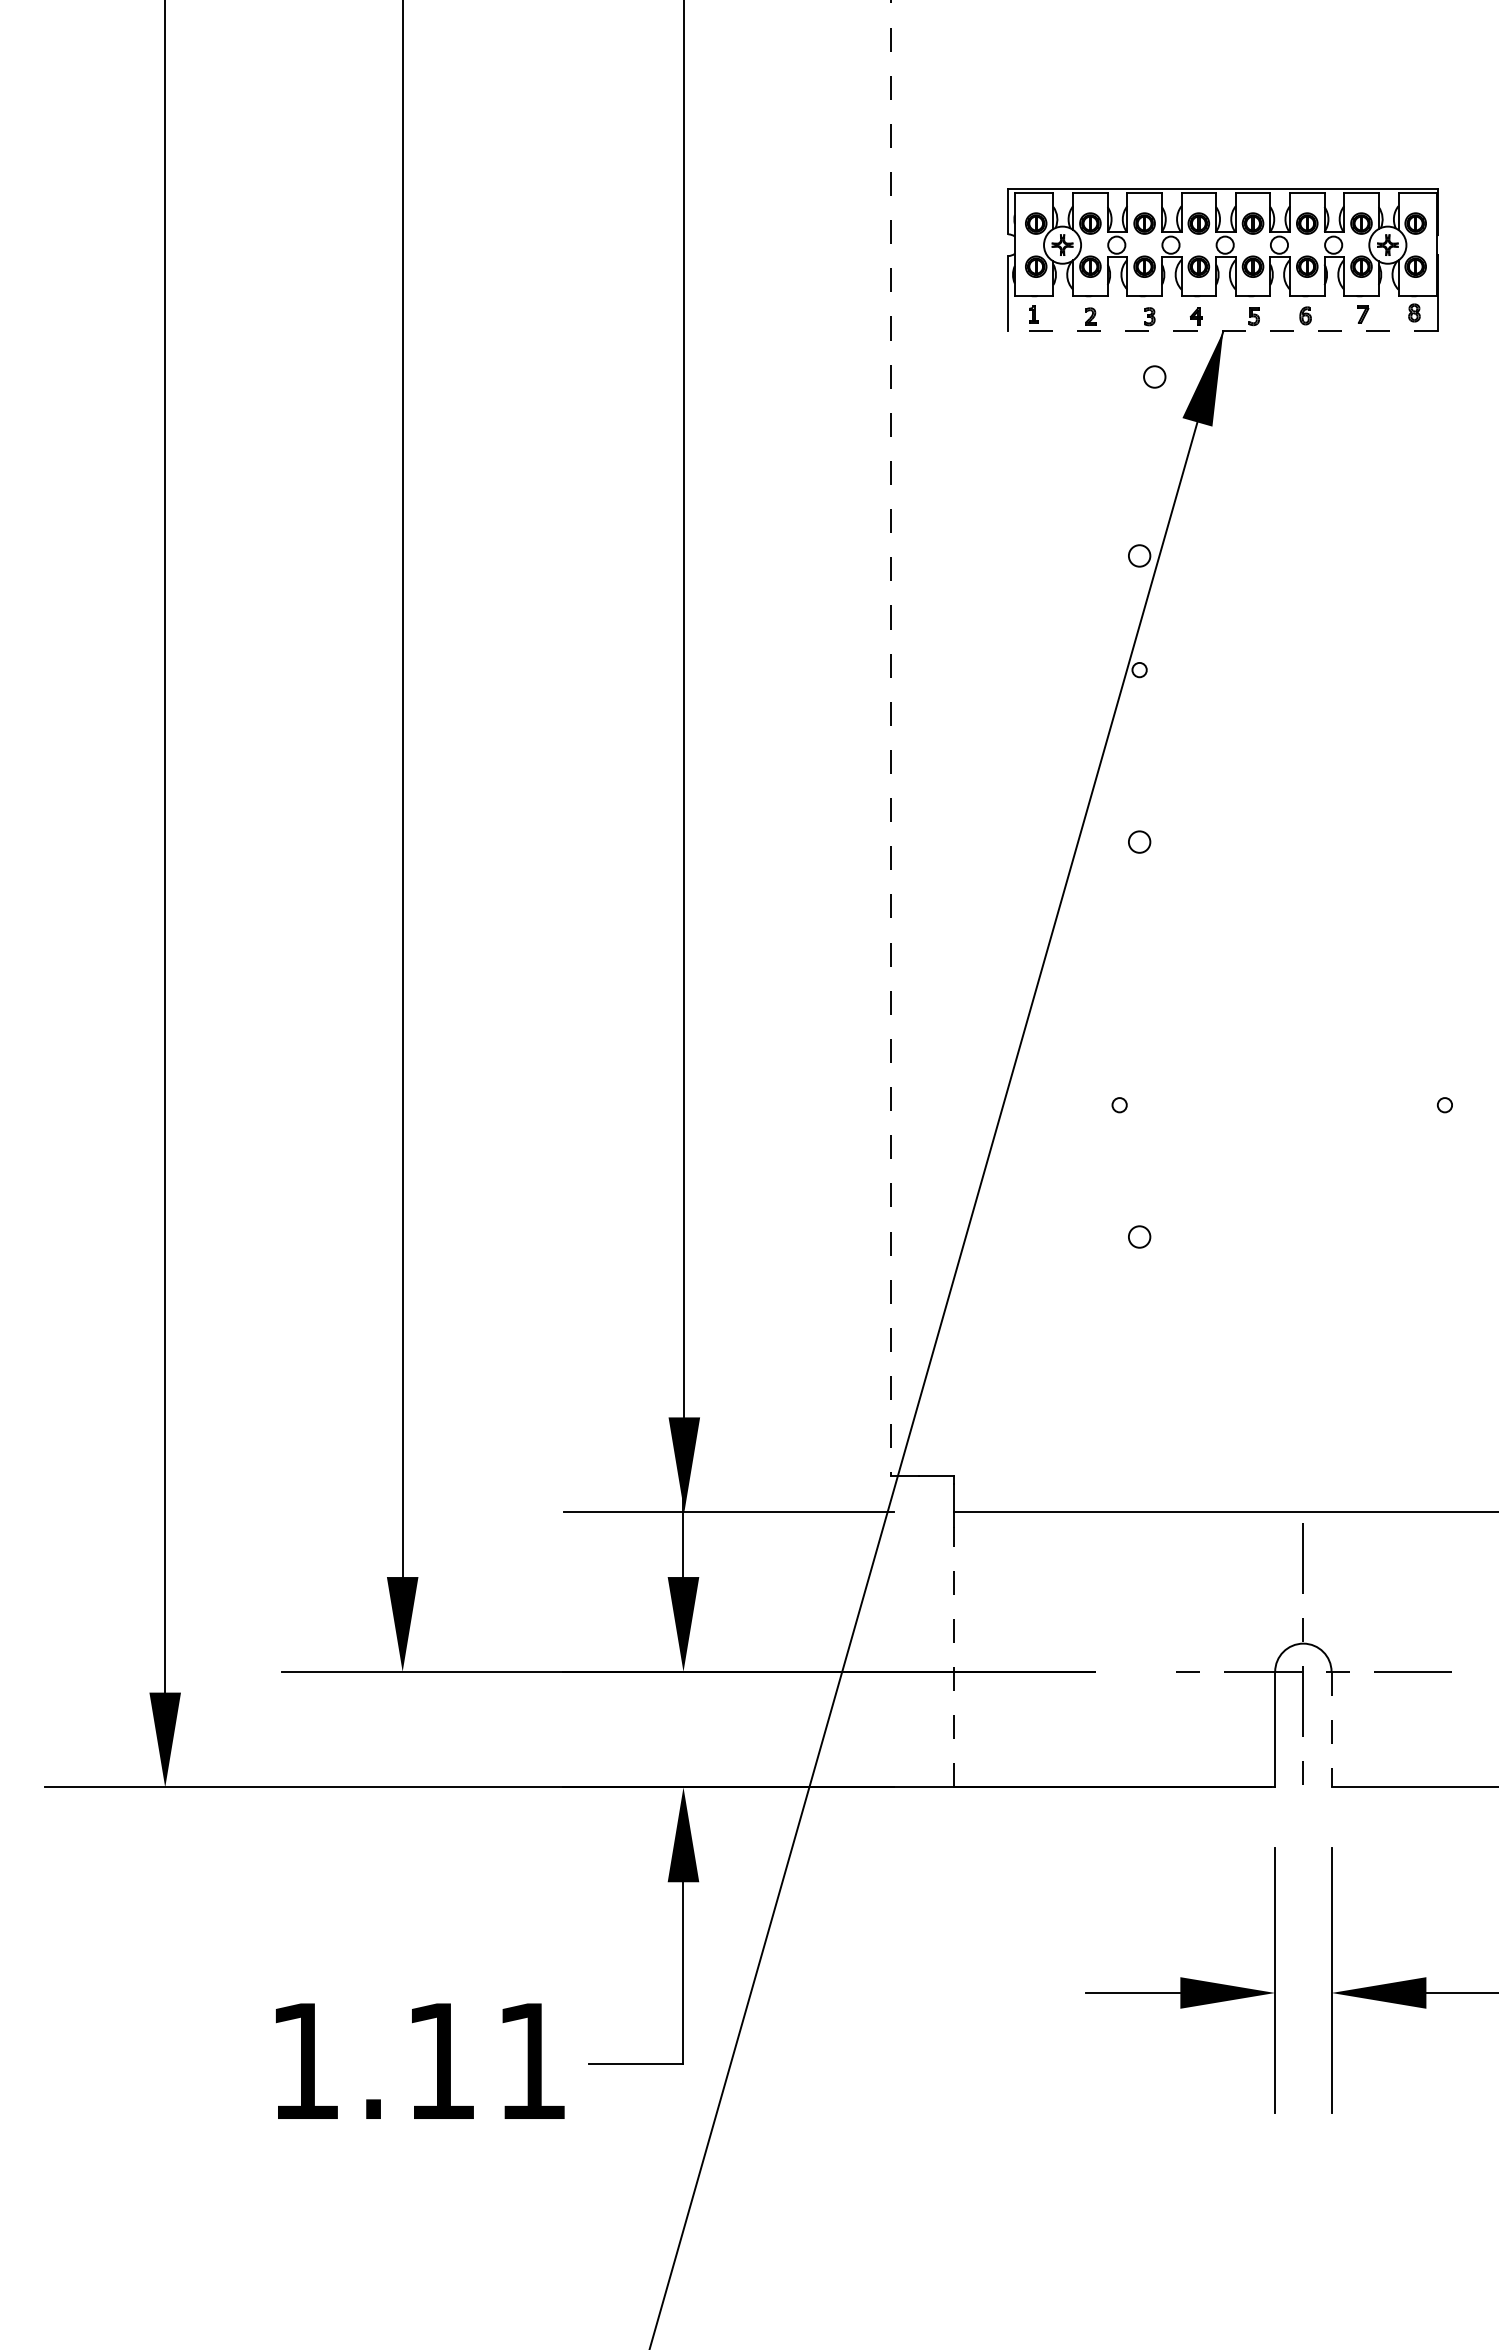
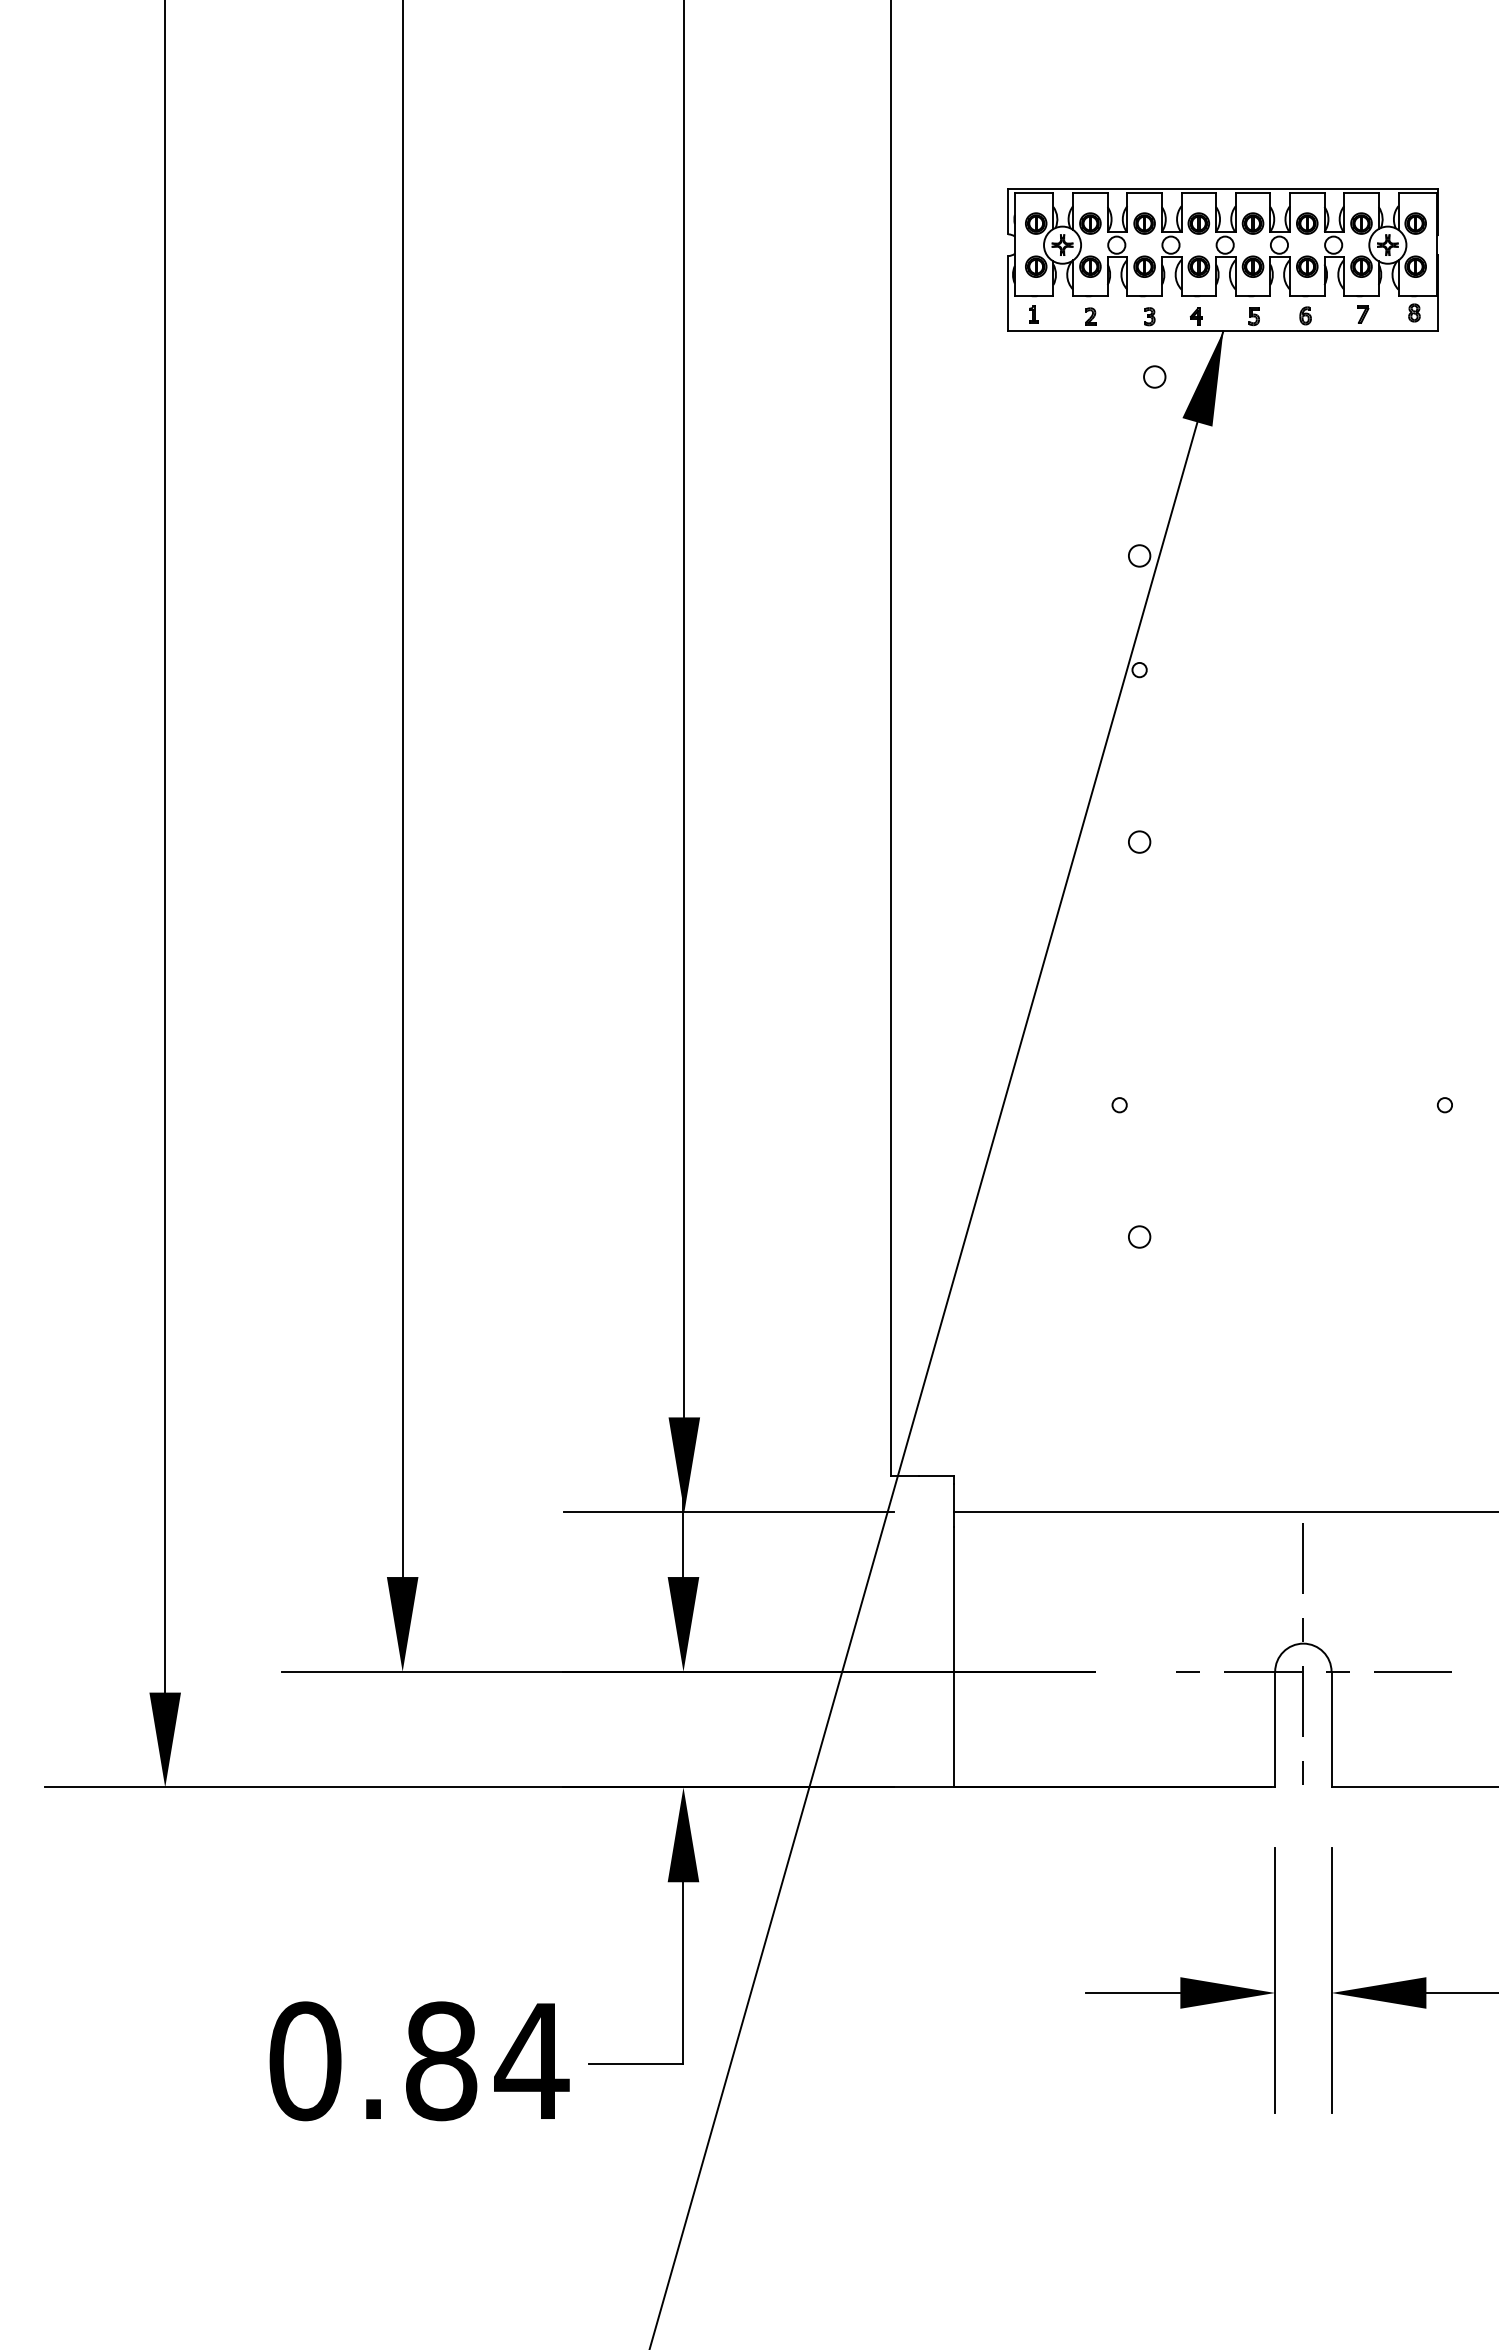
line: dashed -> solid (1222, 331)
line: dashed -> solid (890, 738)
line: dashed -> solid (953, 1656)
line: dashed -> solid (1331, 1729)
text: 1.11 -> 0.84 (419, 2061)
